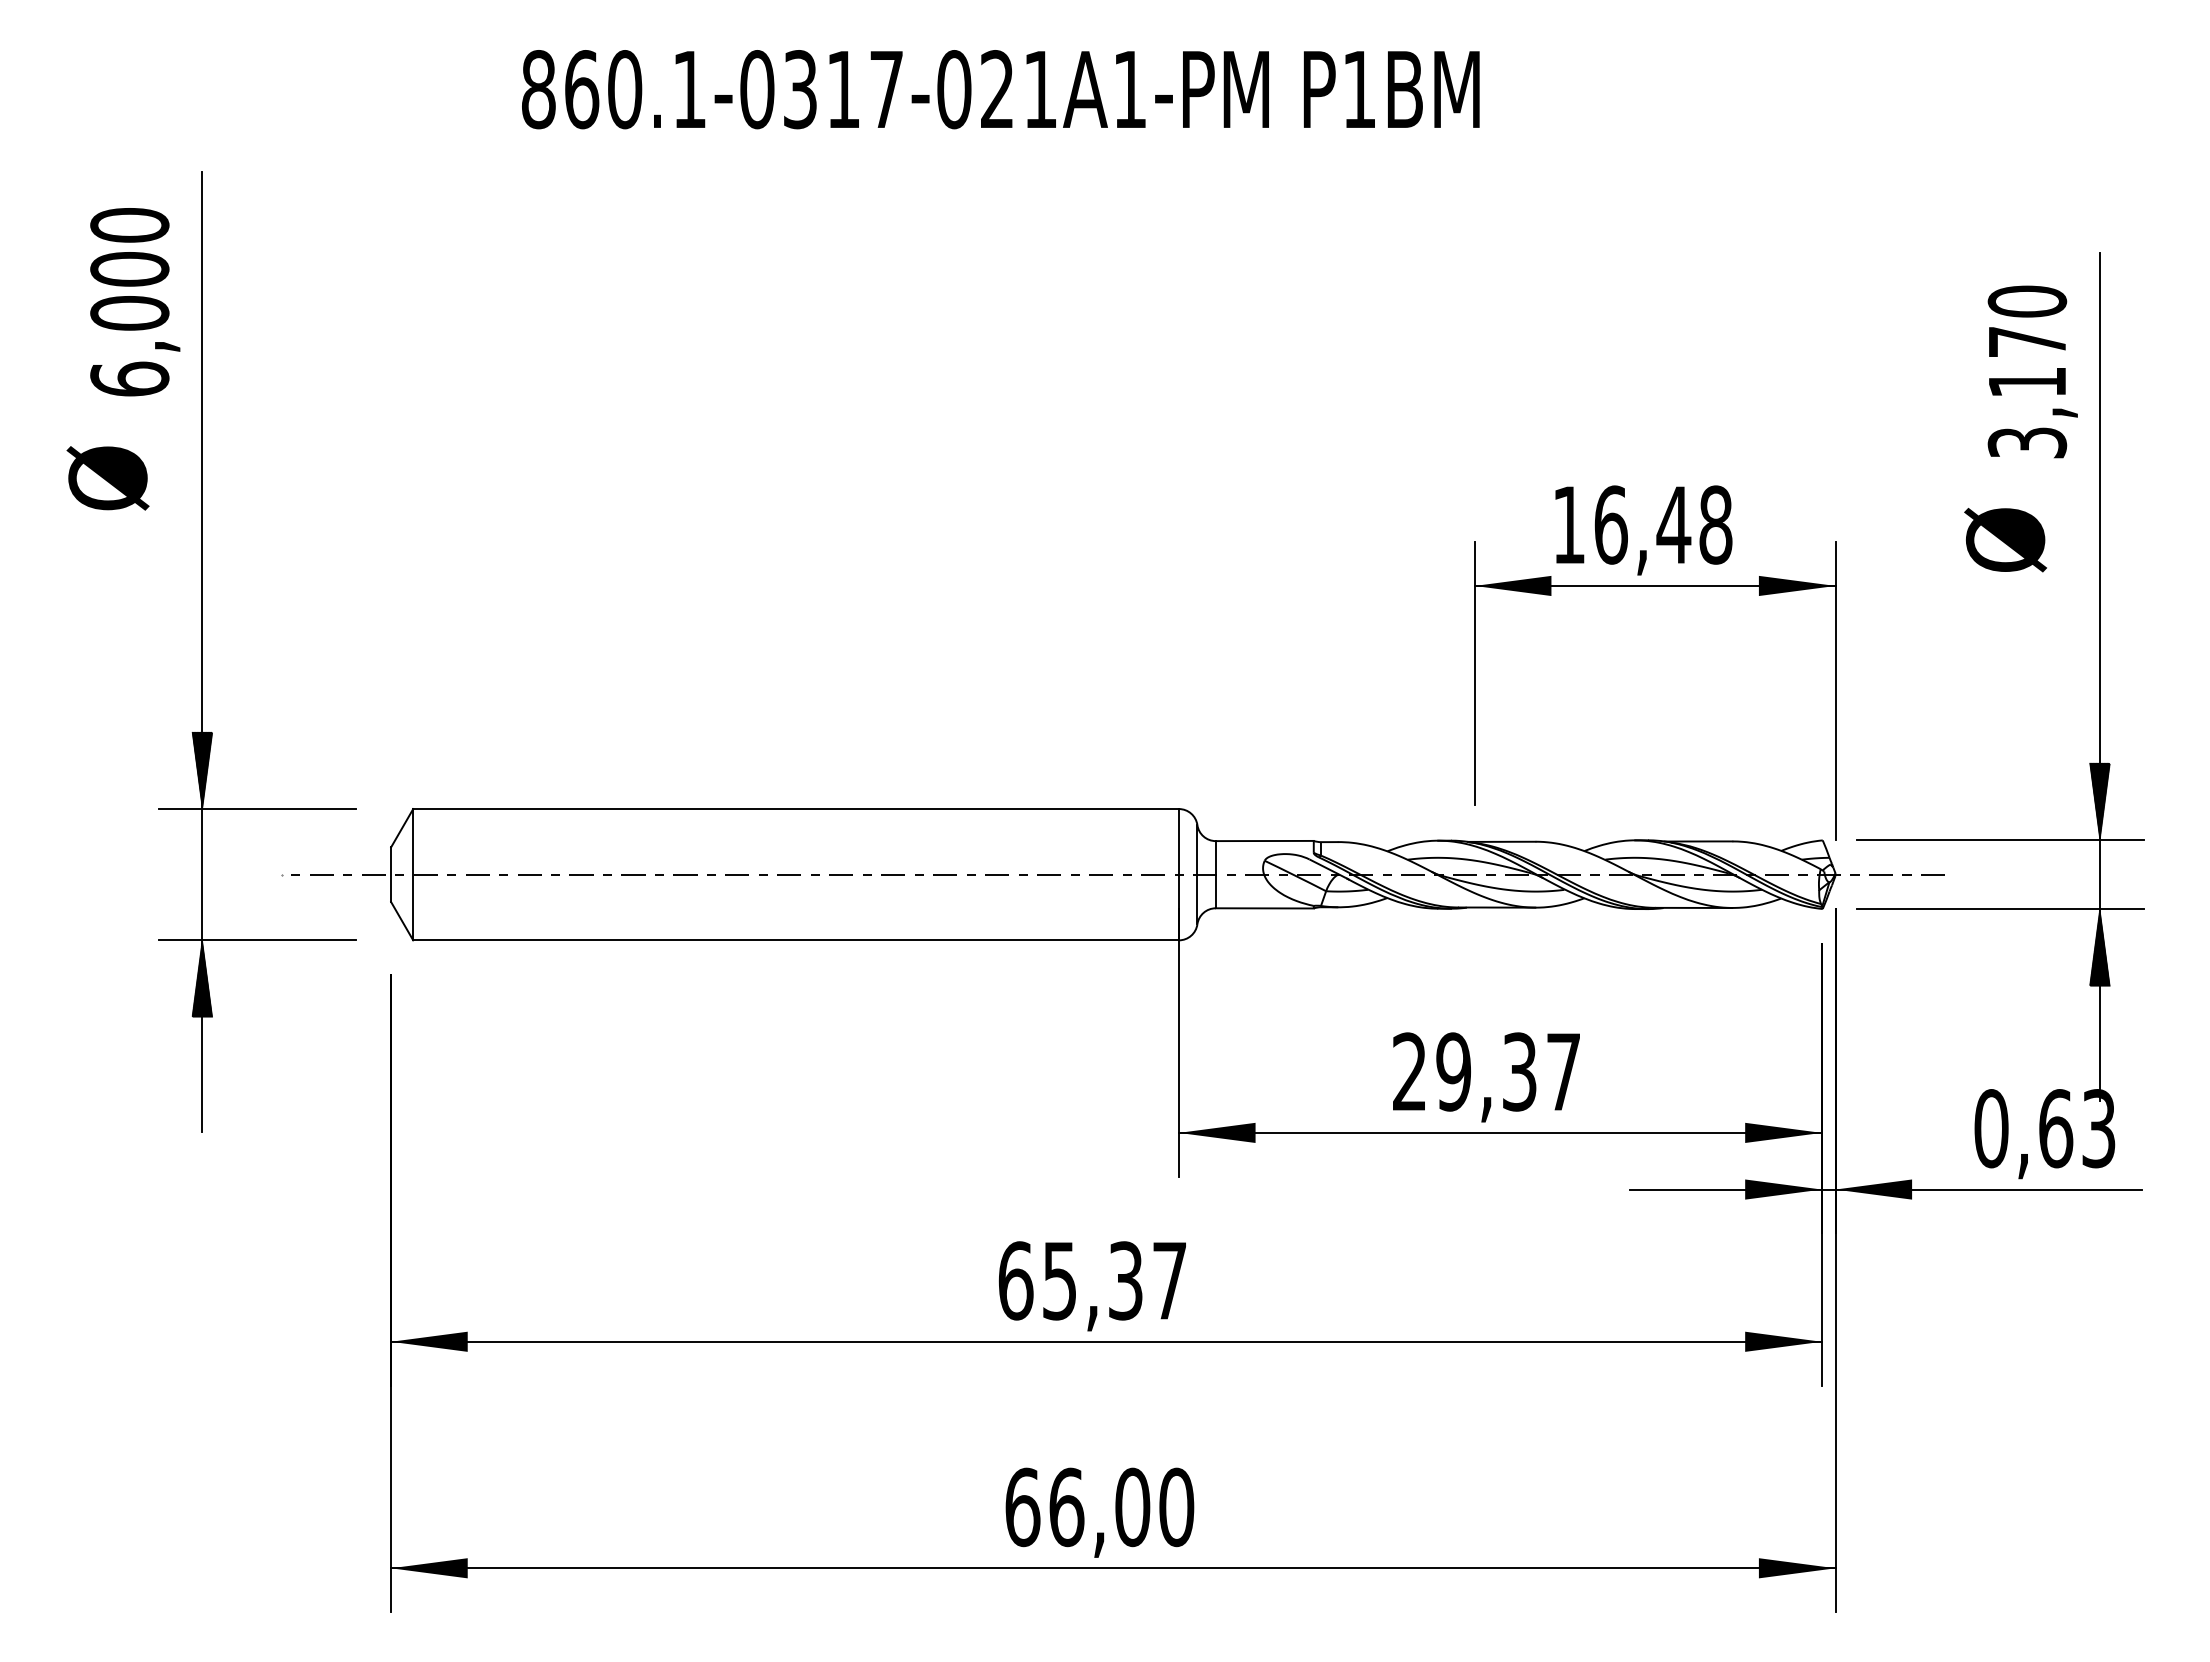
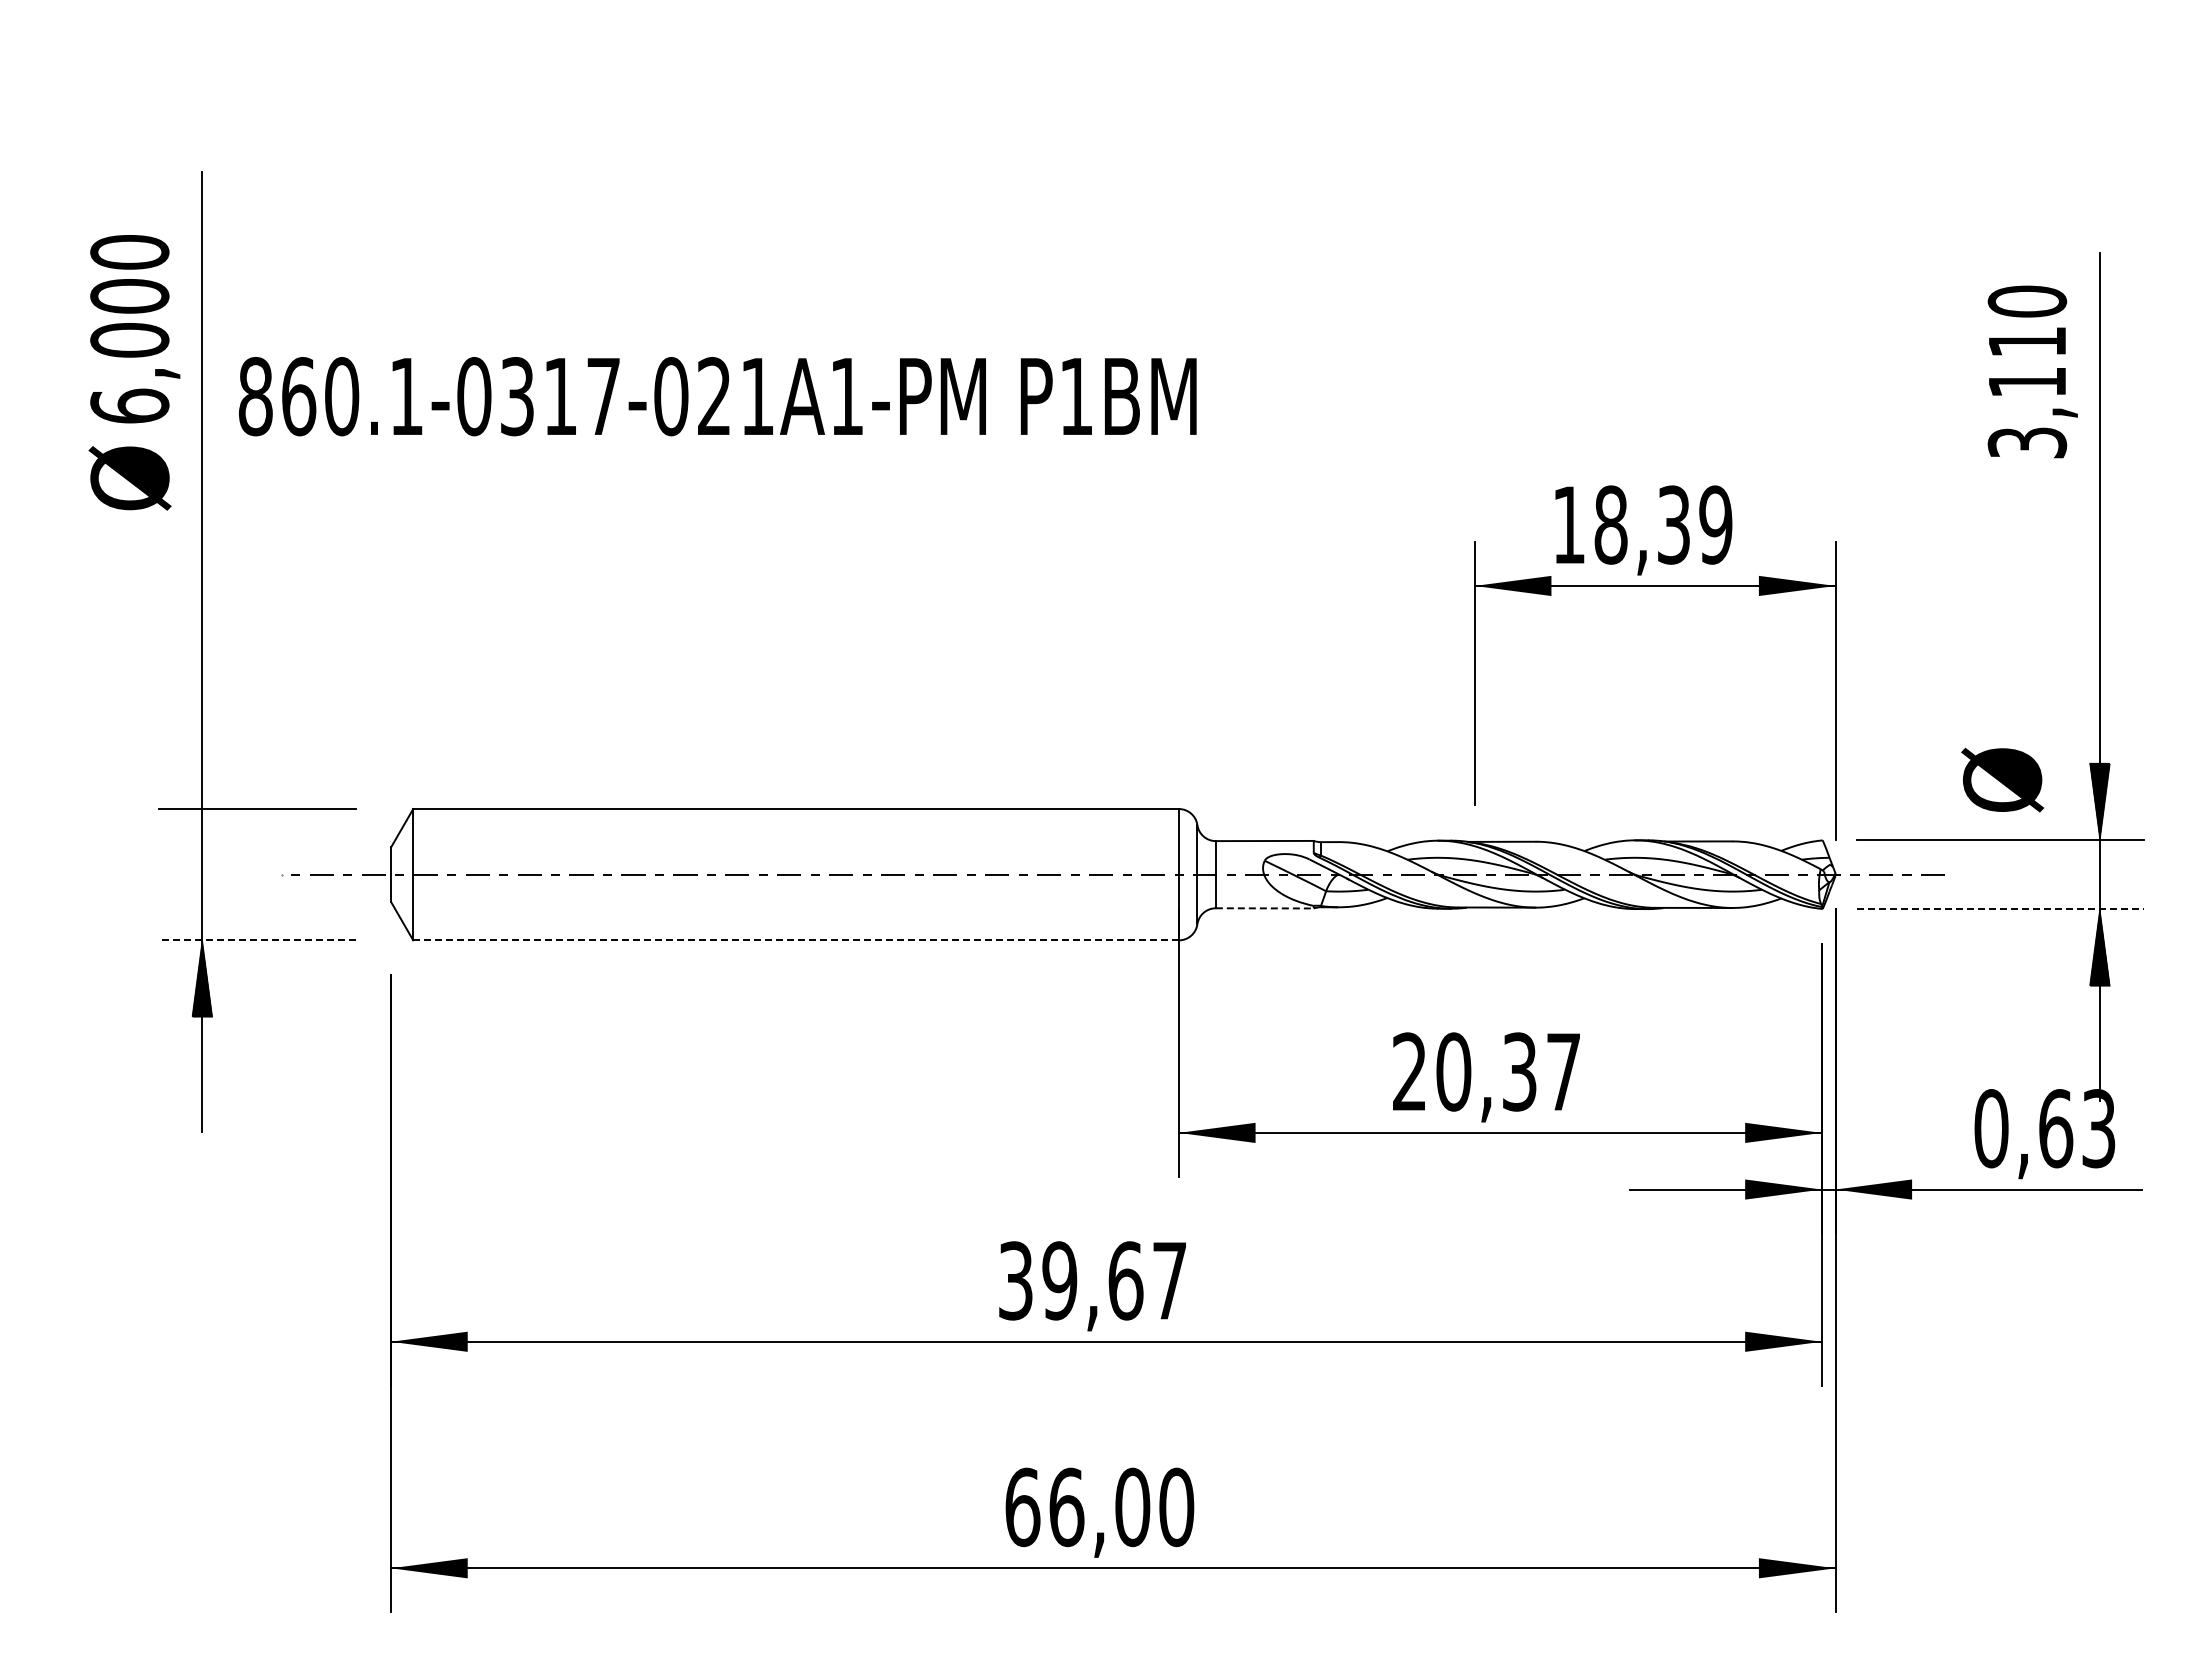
text position: (1000, 89) -> (717, 396) (717, 396)
text position: (135, 302) -> (135, 329) (135, 329)
text: 3,170 -> 3,110 (2027, 341)
text position: (107, 478) -> (129, 478) (129, 478)
text: 16,48 -> 18,39 (1663, 524)
text position: (2005, 540) -> (2002, 780) (2002, 780)
hatch: present -> none (202, 770)
line: solid -> dashed (1264, 908)
line: solid -> dashed (2000, 909)
line: solid -> dashed (257, 940)
line: solid -> dashed (796, 940)
text: 29,37 -> 20,37 (1453, 1071)
text: 65,37 -> 39,67 (1070, 1280)
